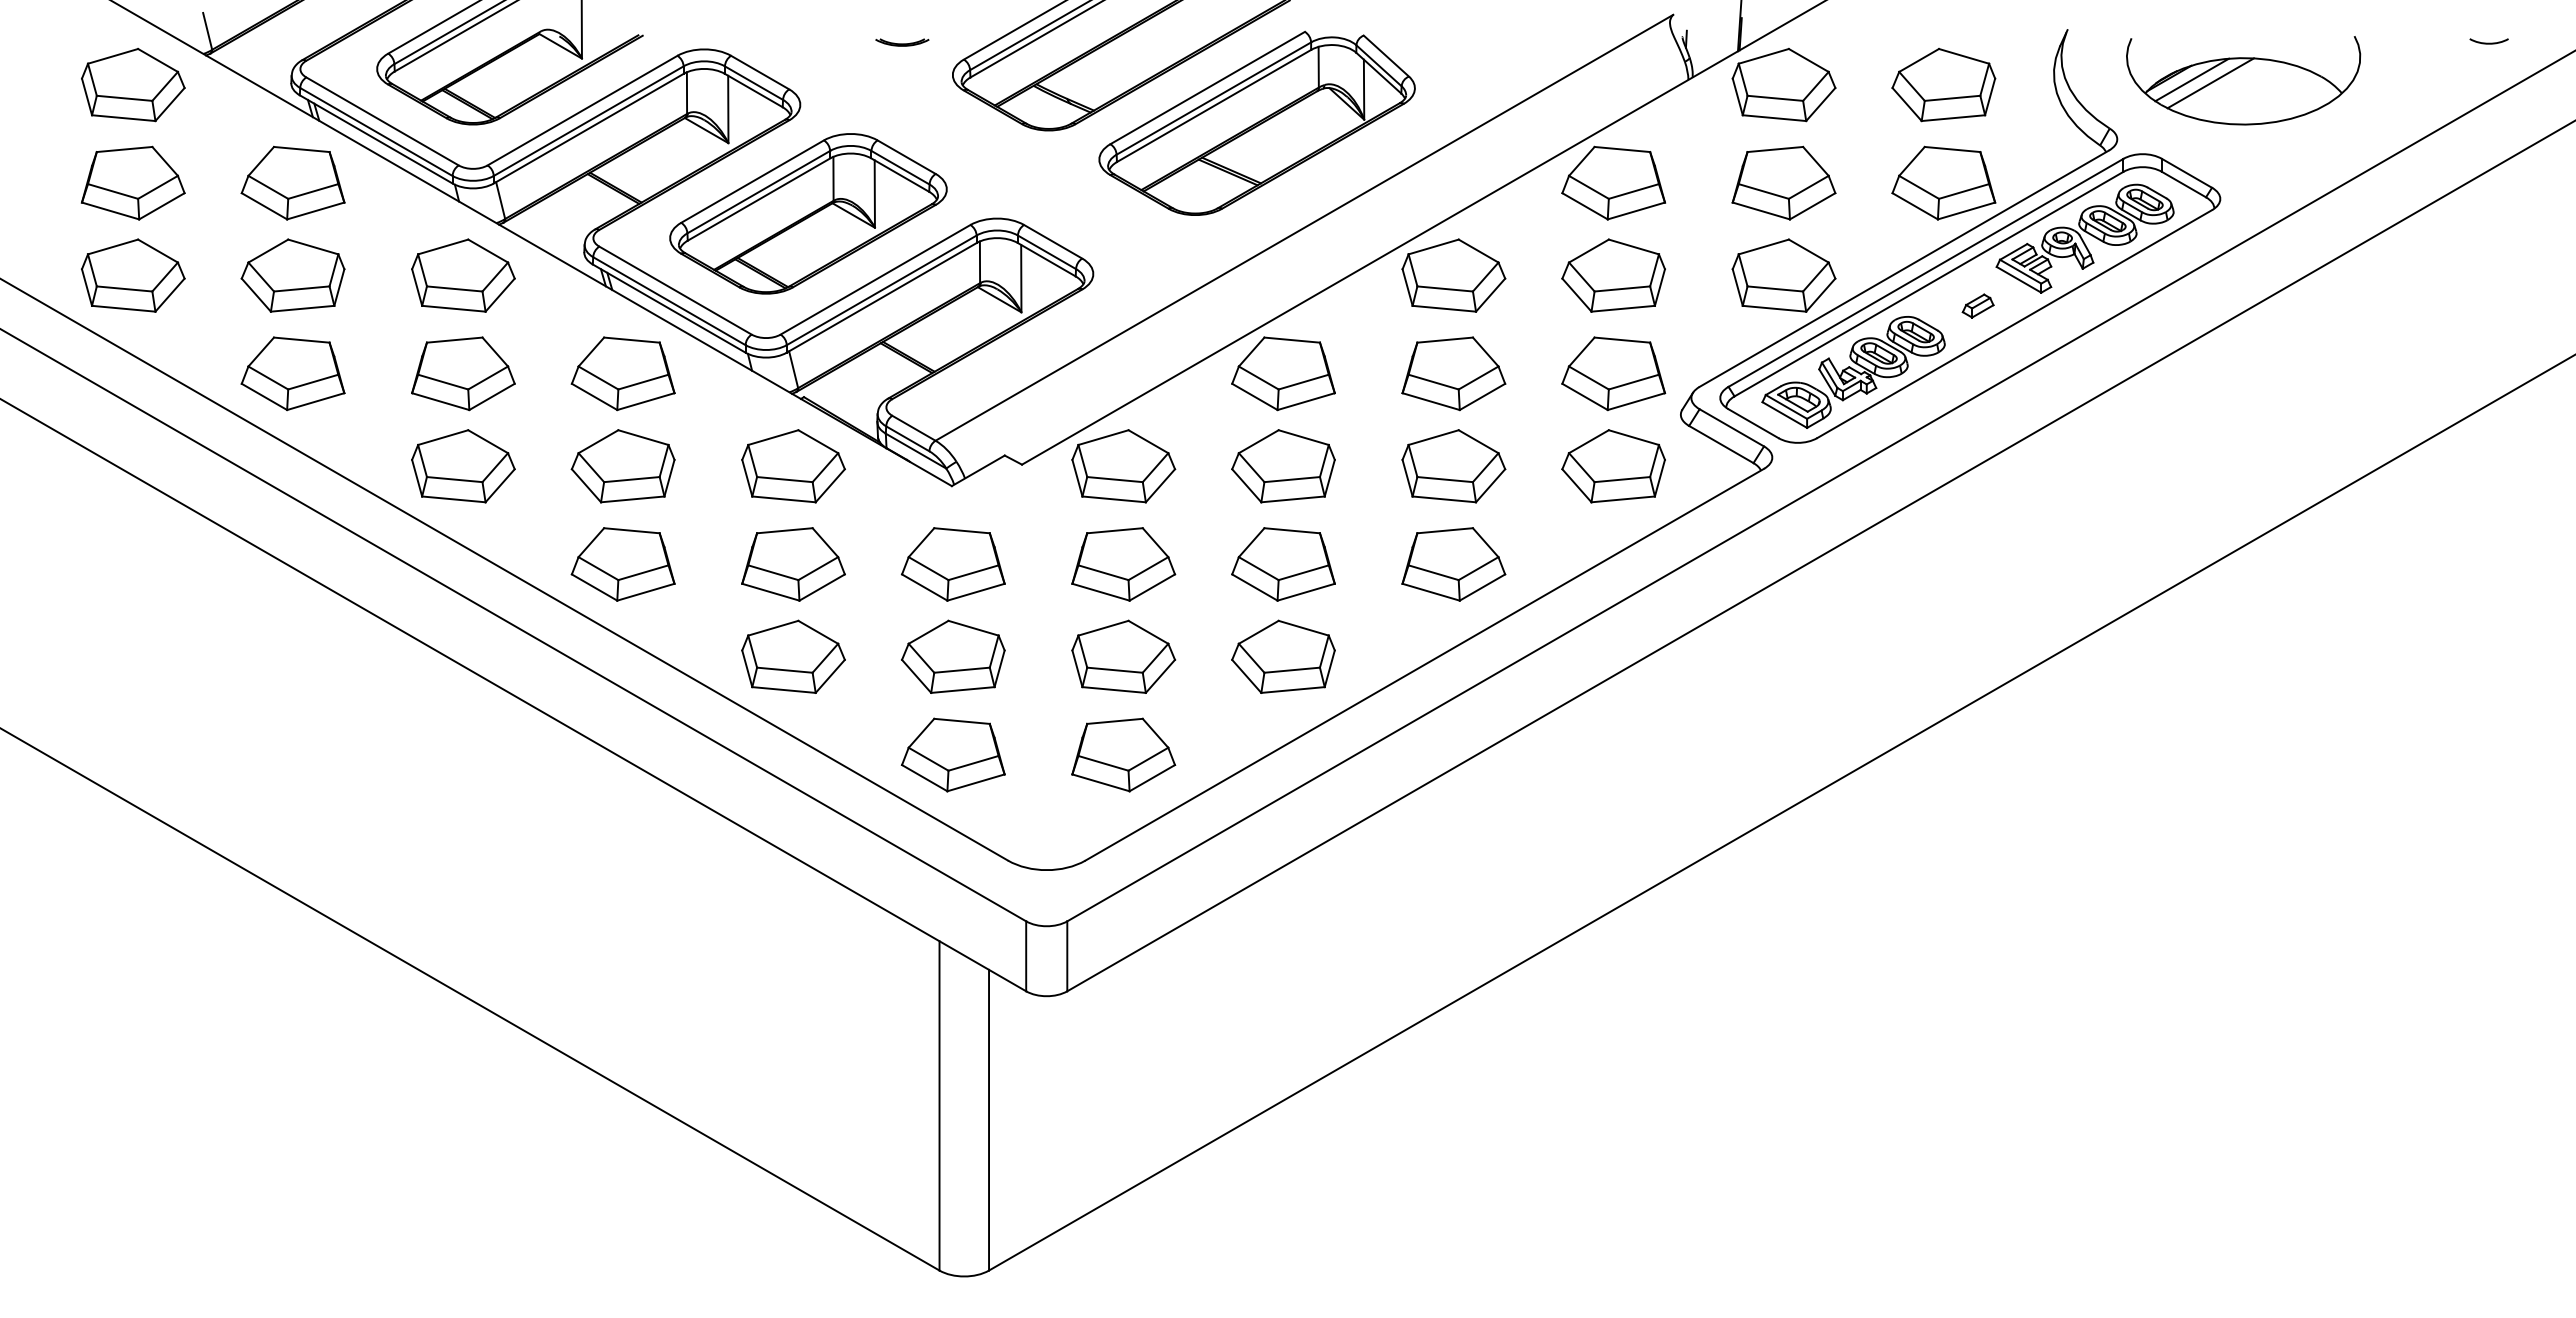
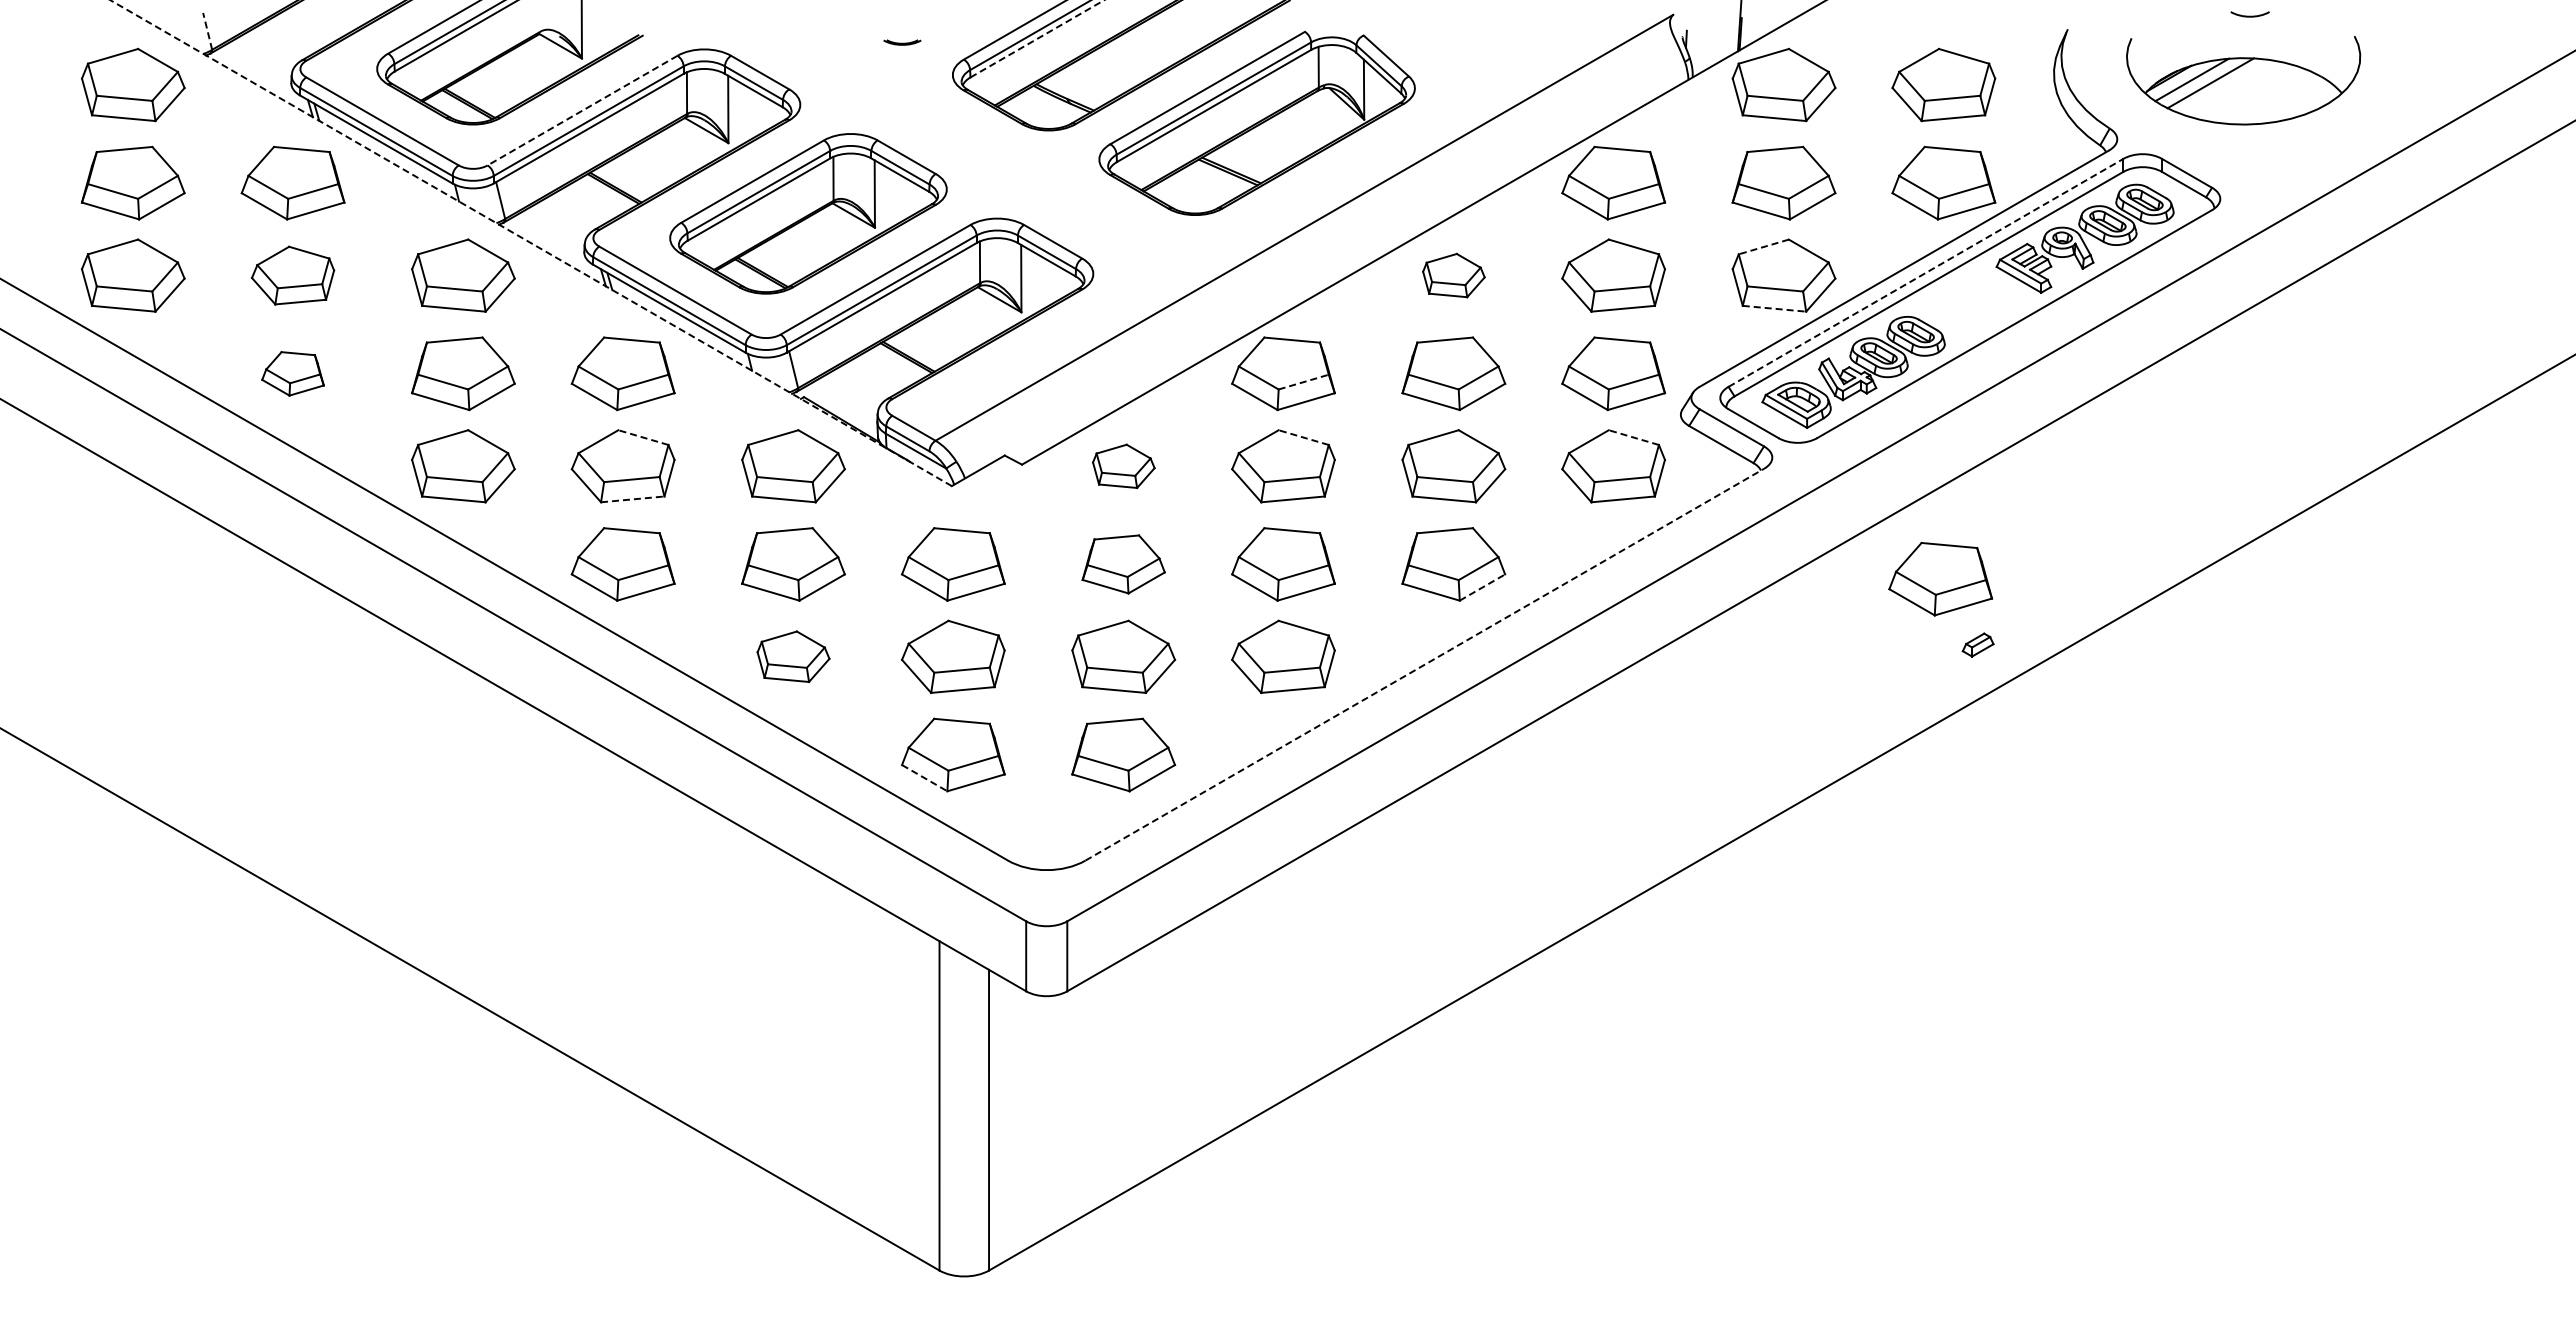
line: solid -> dashed (207, 31)
line: solid -> dashed (1037, 38)
part size: 55x9 px -> 39x7 px (902, 42)
curve position: (2488, 42) -> (2249, 15) (2249, 15)
line: solid -> dashed (582, 110)
line: solid -> dashed (531, 243)
line: solid -> dashed (1763, 247)
line: solid -> dashed (1925, 272)
part size: 106x75 px -> 85x61 px (293, 275)
part size: 106x75 px -> 64x47 px (1453, 275)
part position: (1977, 305) -> (1977, 644) (1977, 644)
line: solid -> dashed (1774, 308)
part size: 106x76 px -> 64x46 px (292, 373)
line: solid -> dashed (1304, 381)
line: solid -> dashed (642, 437)
line: solid -> dashed (1303, 437)
line: solid -> dashed (1633, 437)
part size: 106x75 px -> 64x46 px (1123, 465)
line: solid -> dashed (632, 499)
part size: 106x75 px -> 85x61 px (1123, 564)
part: none -> present (1940, 578)
line: solid -> dashed (1482, 587)
part size: 105x75 px -> 75x53 px (793, 656)
line: solid -> dashed (1424, 664)
line: solid -> dashed (925, 778)
